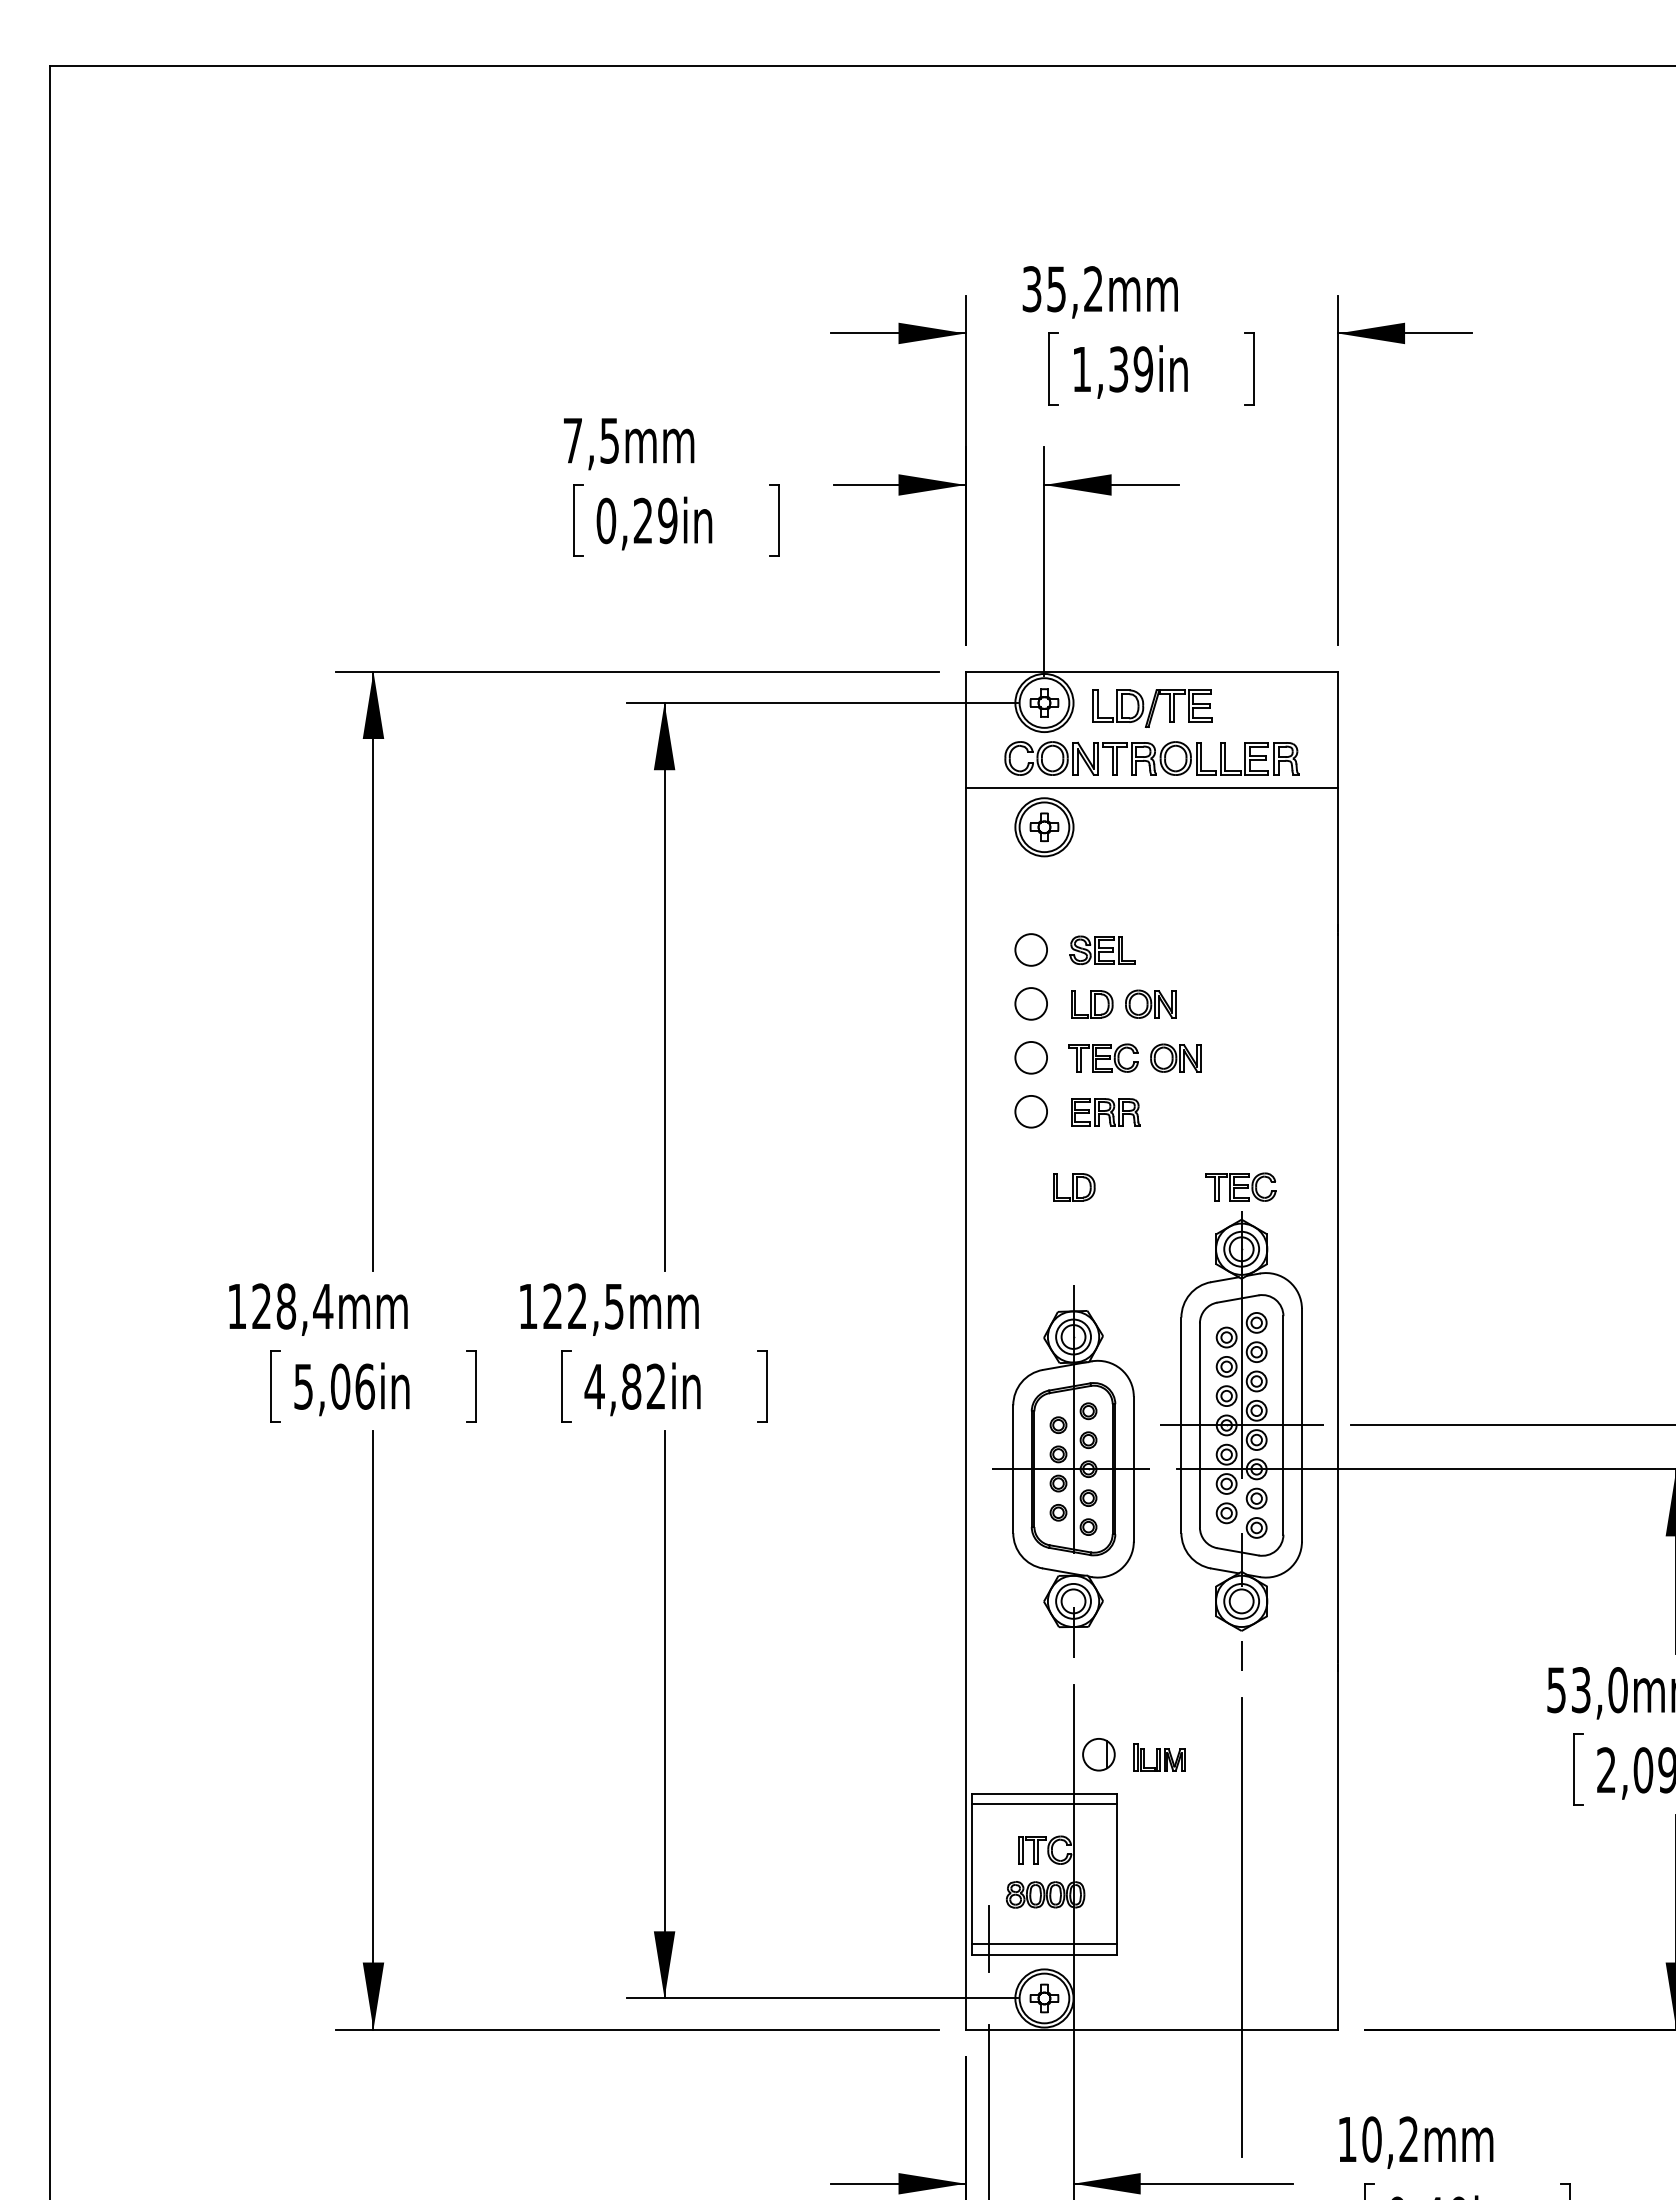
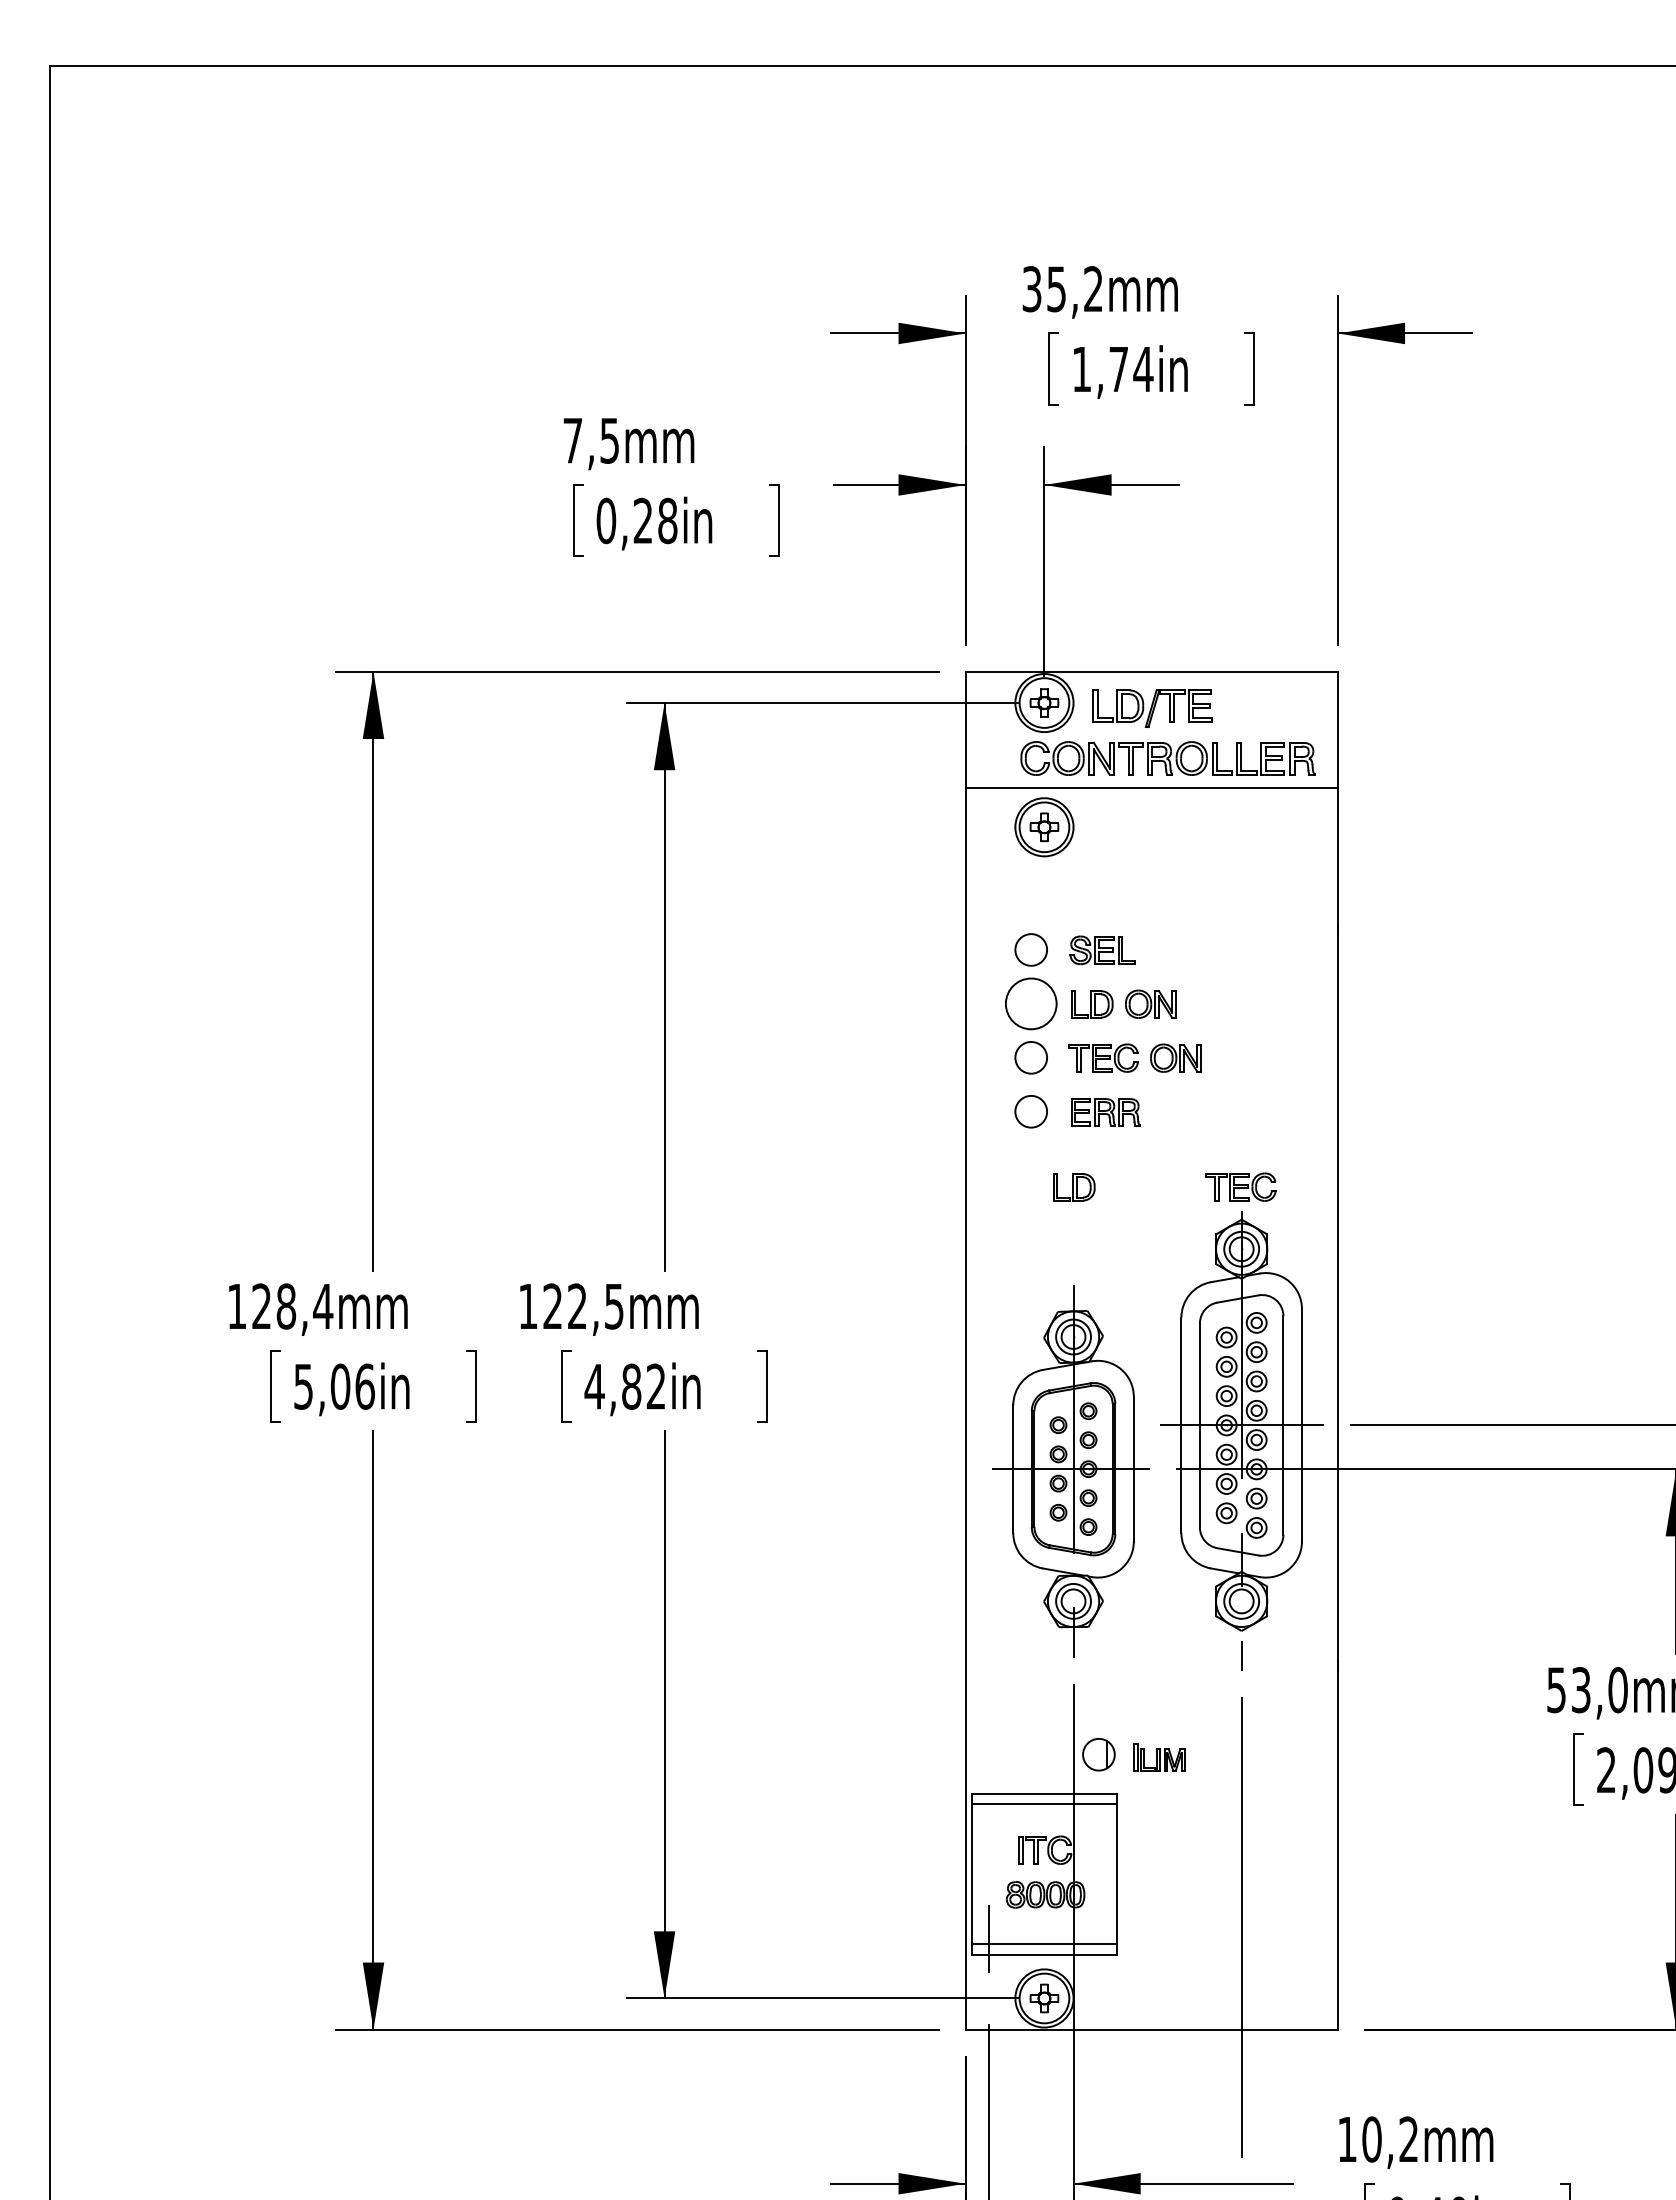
text: 1,39in -> 1,74in (1131, 369)
text: 0,29in -> 0,28in (667, 521)
part position: (1151, 758) -> (1167, 758) (1167, 758)
circle diameter: 32 px -> 51 px (1030, 1003)
